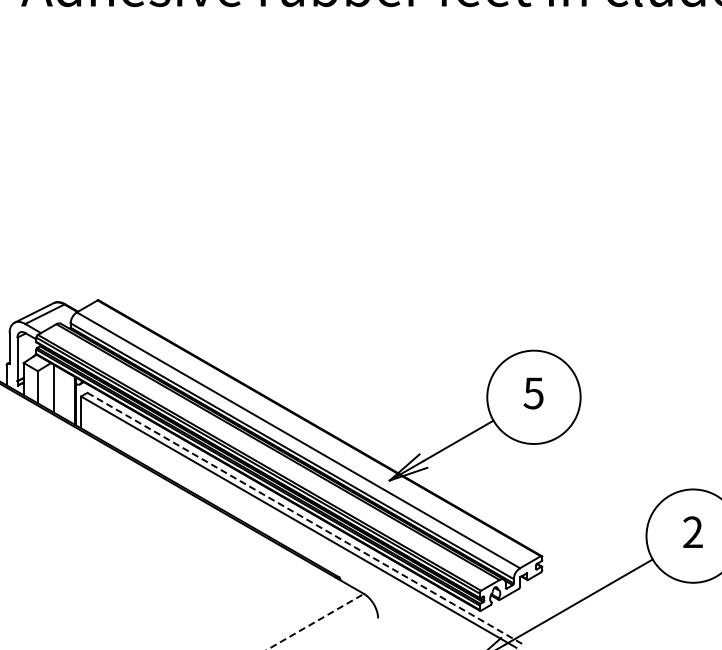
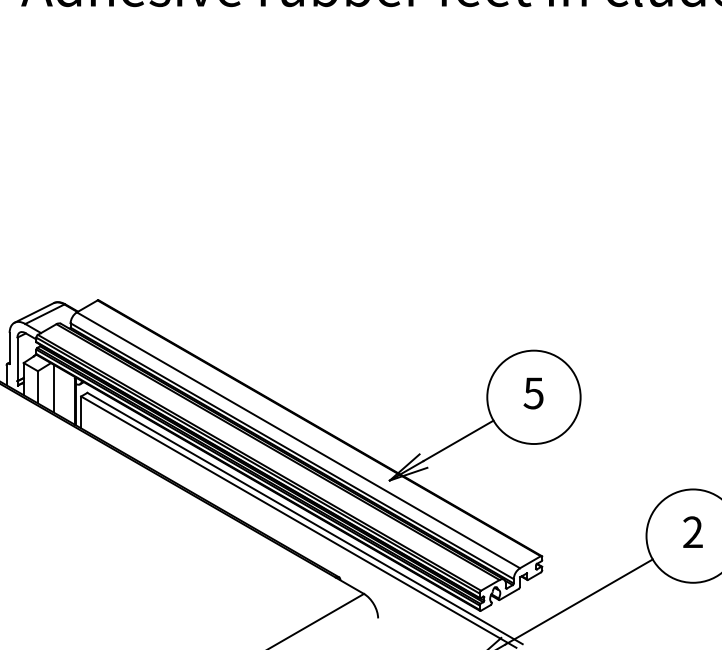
line: dashed -> solid (305, 518)
line: dashed -> solid (315, 621)
